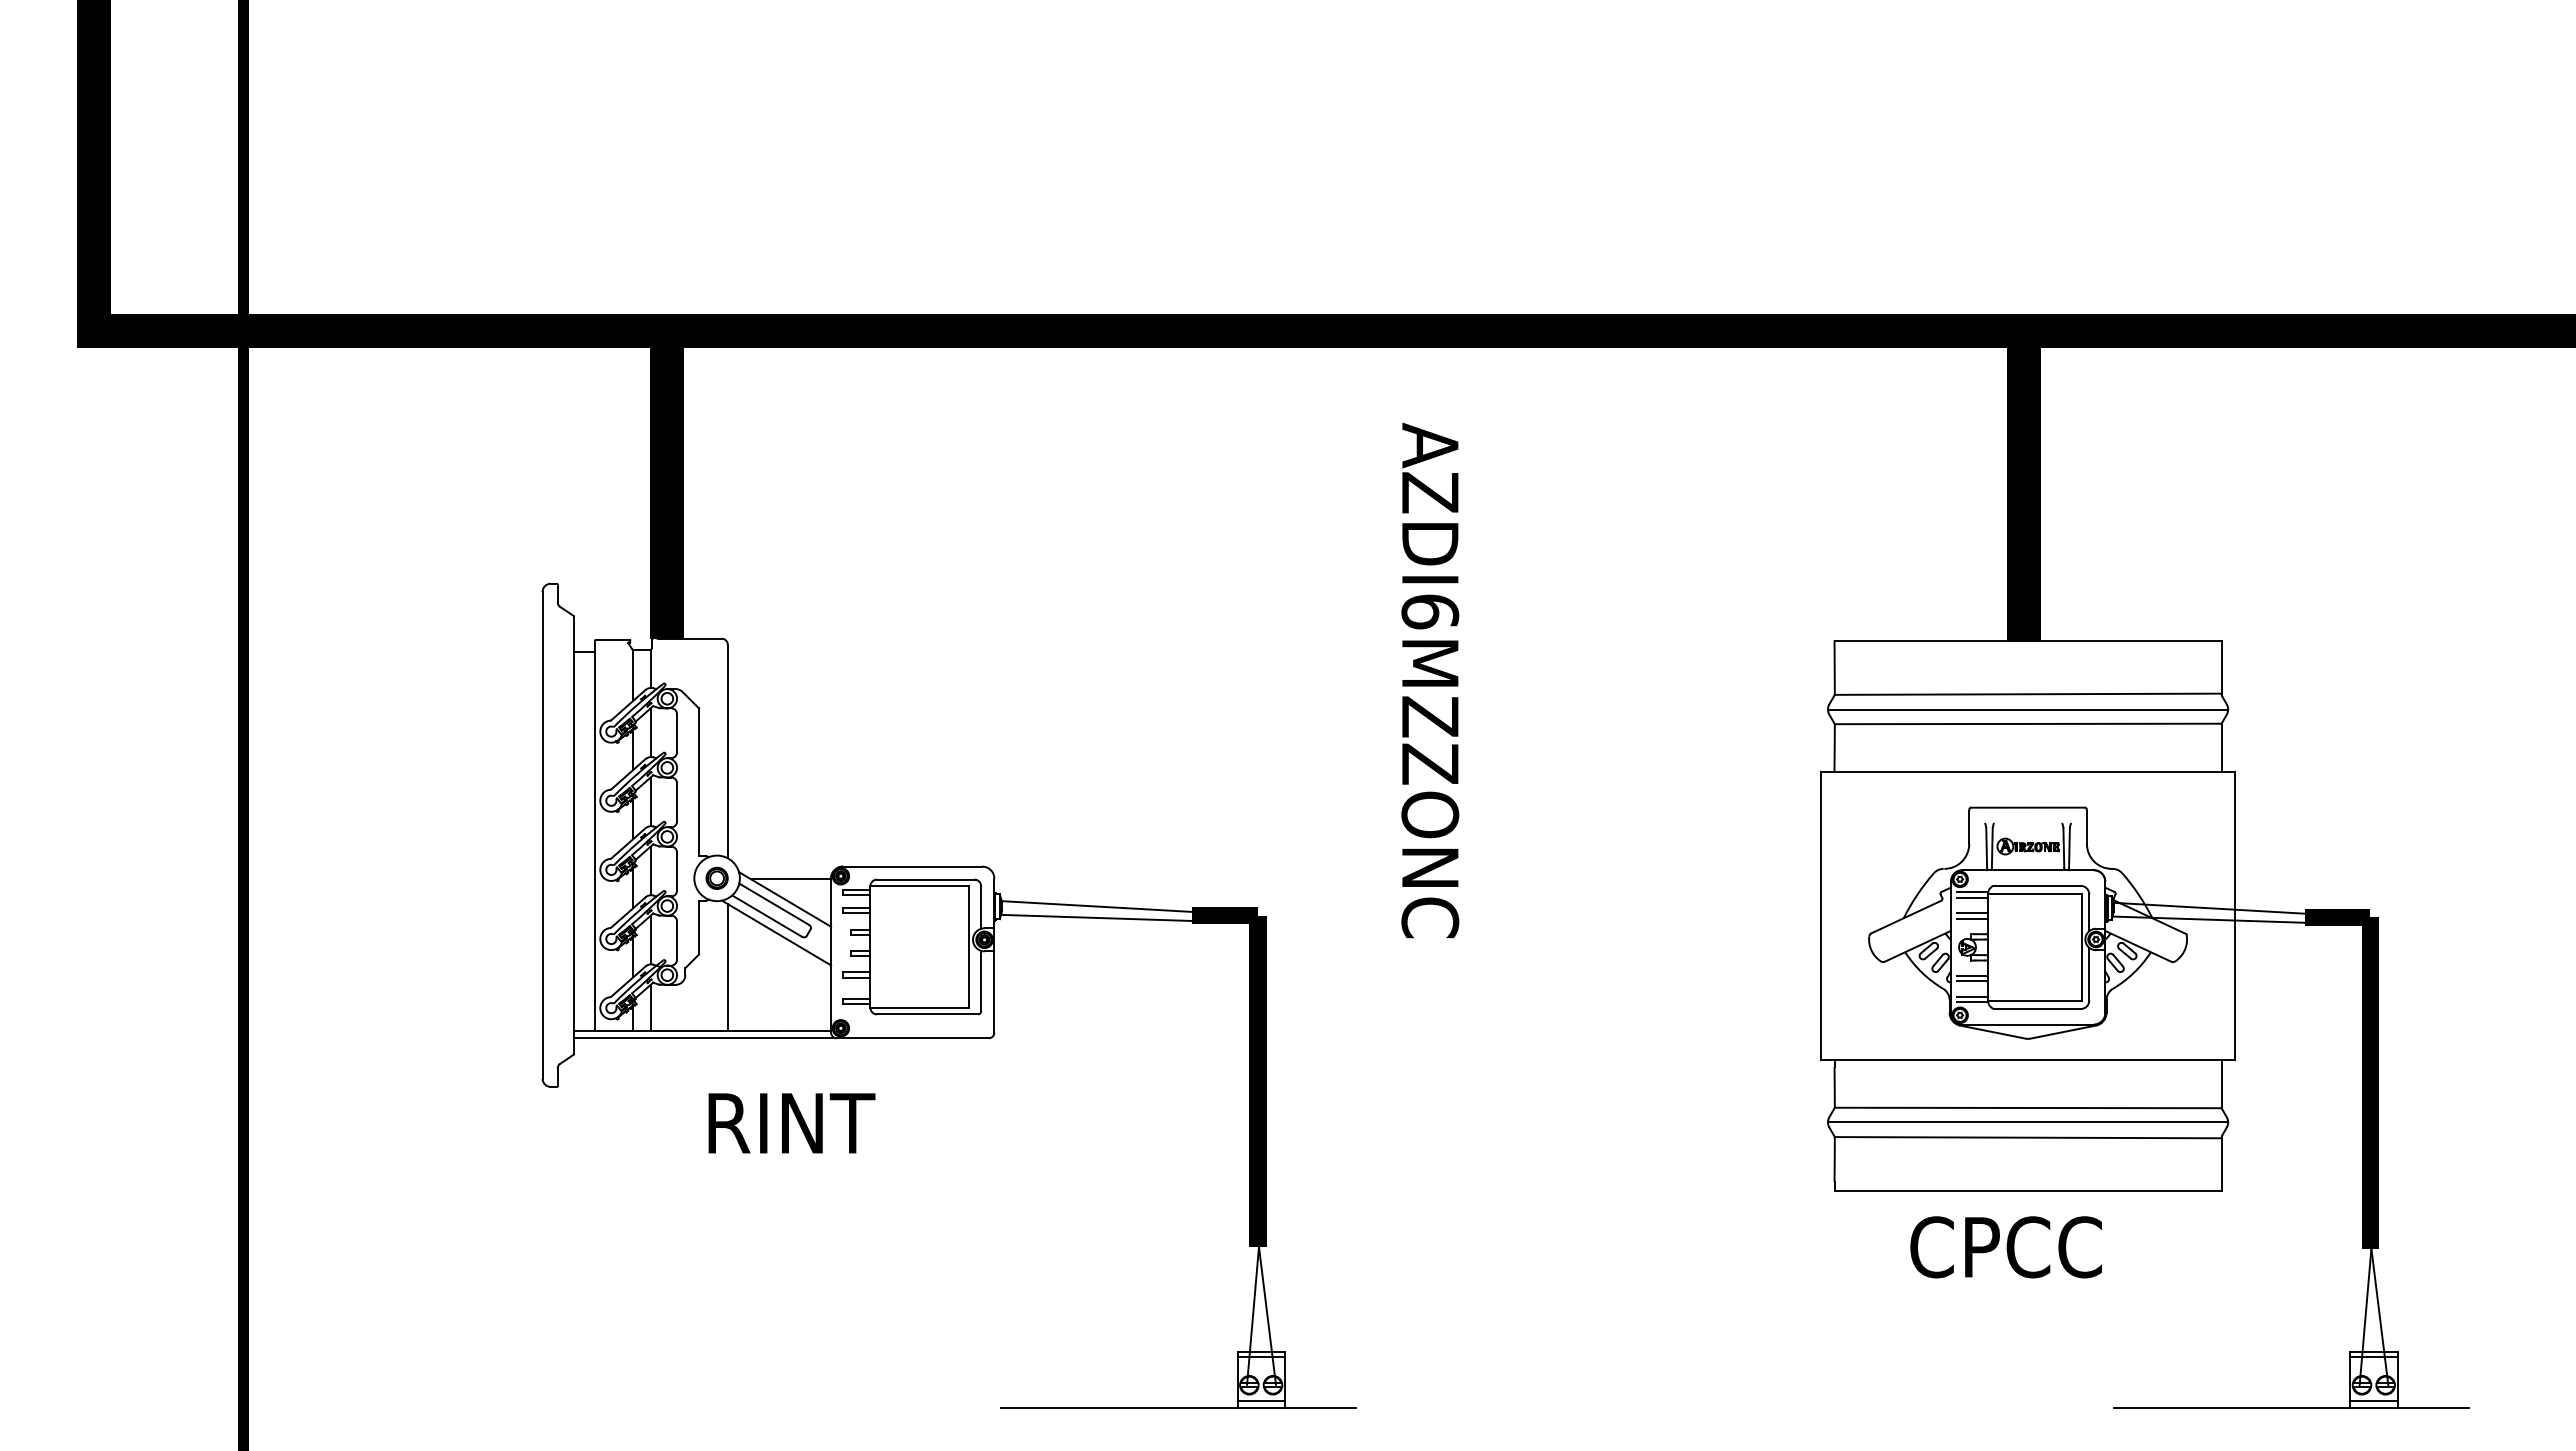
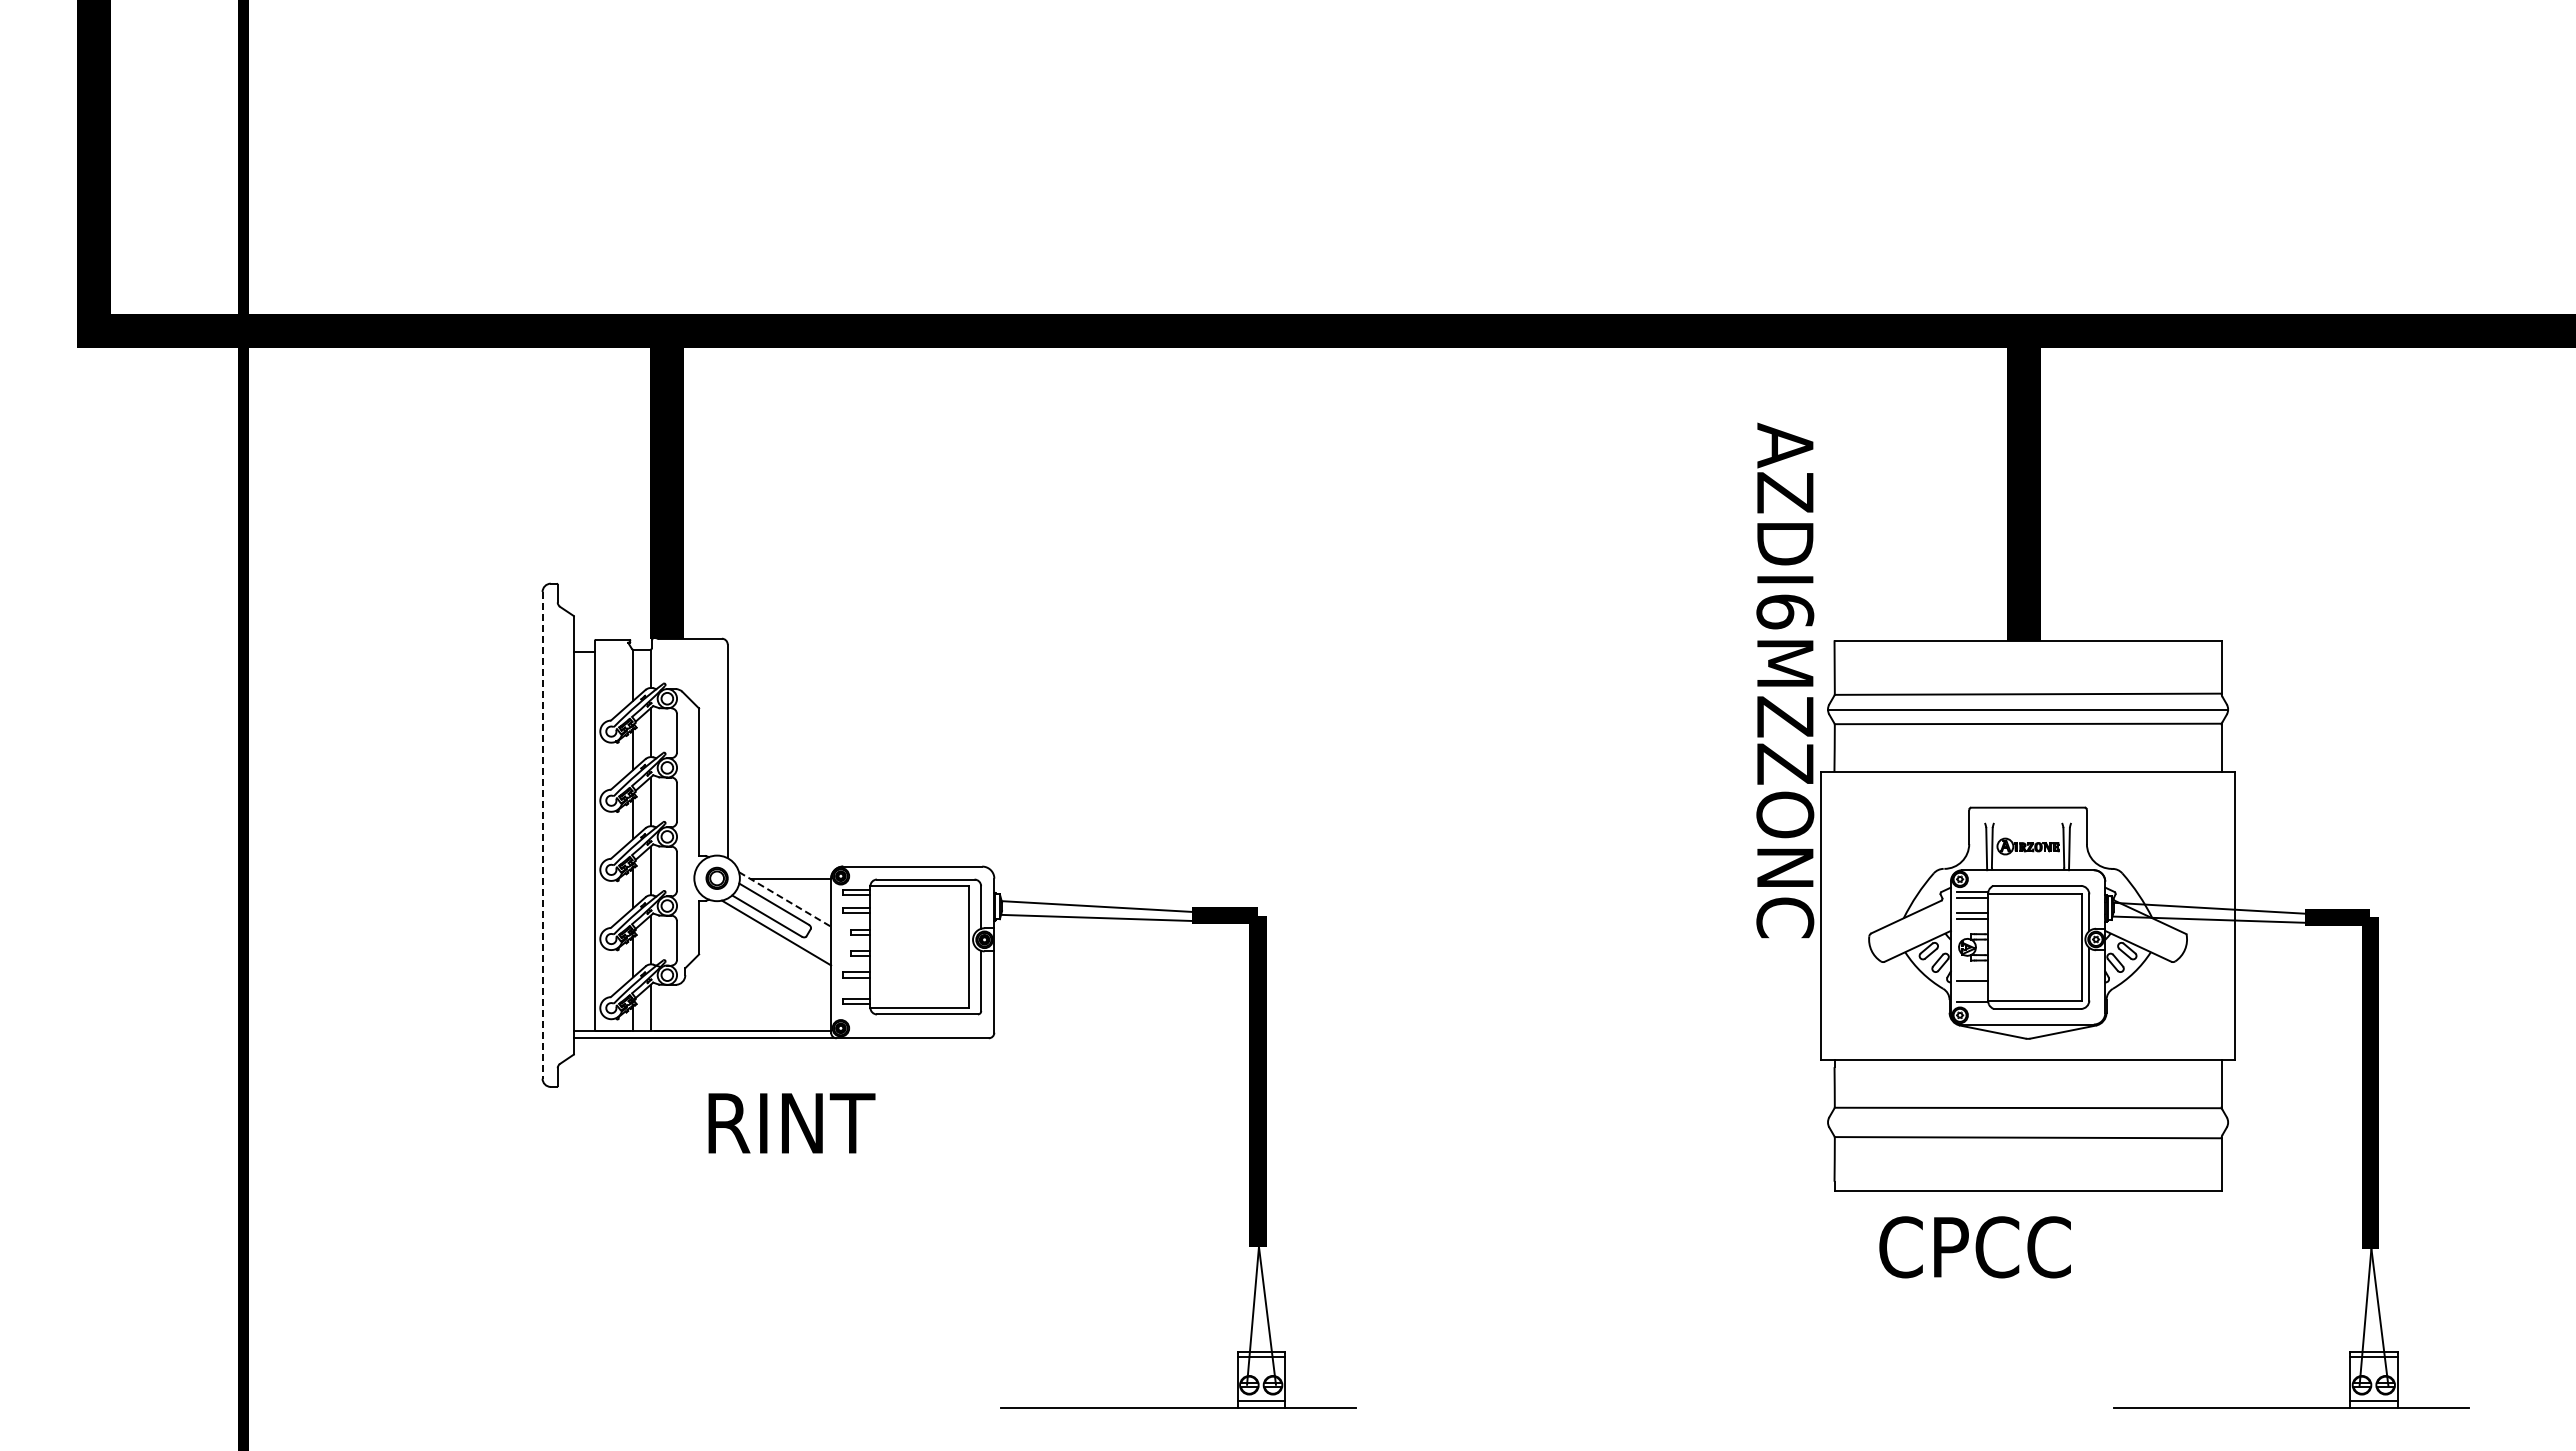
text position: (1430, 680) -> (1785, 680) (1785, 680)
line: solid -> dashed (542, 835)
line: solid -> dashed (785, 899)
line: present -> none (727, 967)
line: present -> none (1972, 976)
line: present -> none (1972, 997)
line: present -> none (2027, 1122)
text position: (2005, 1247) -> (1974, 1247) (1974, 1247)
